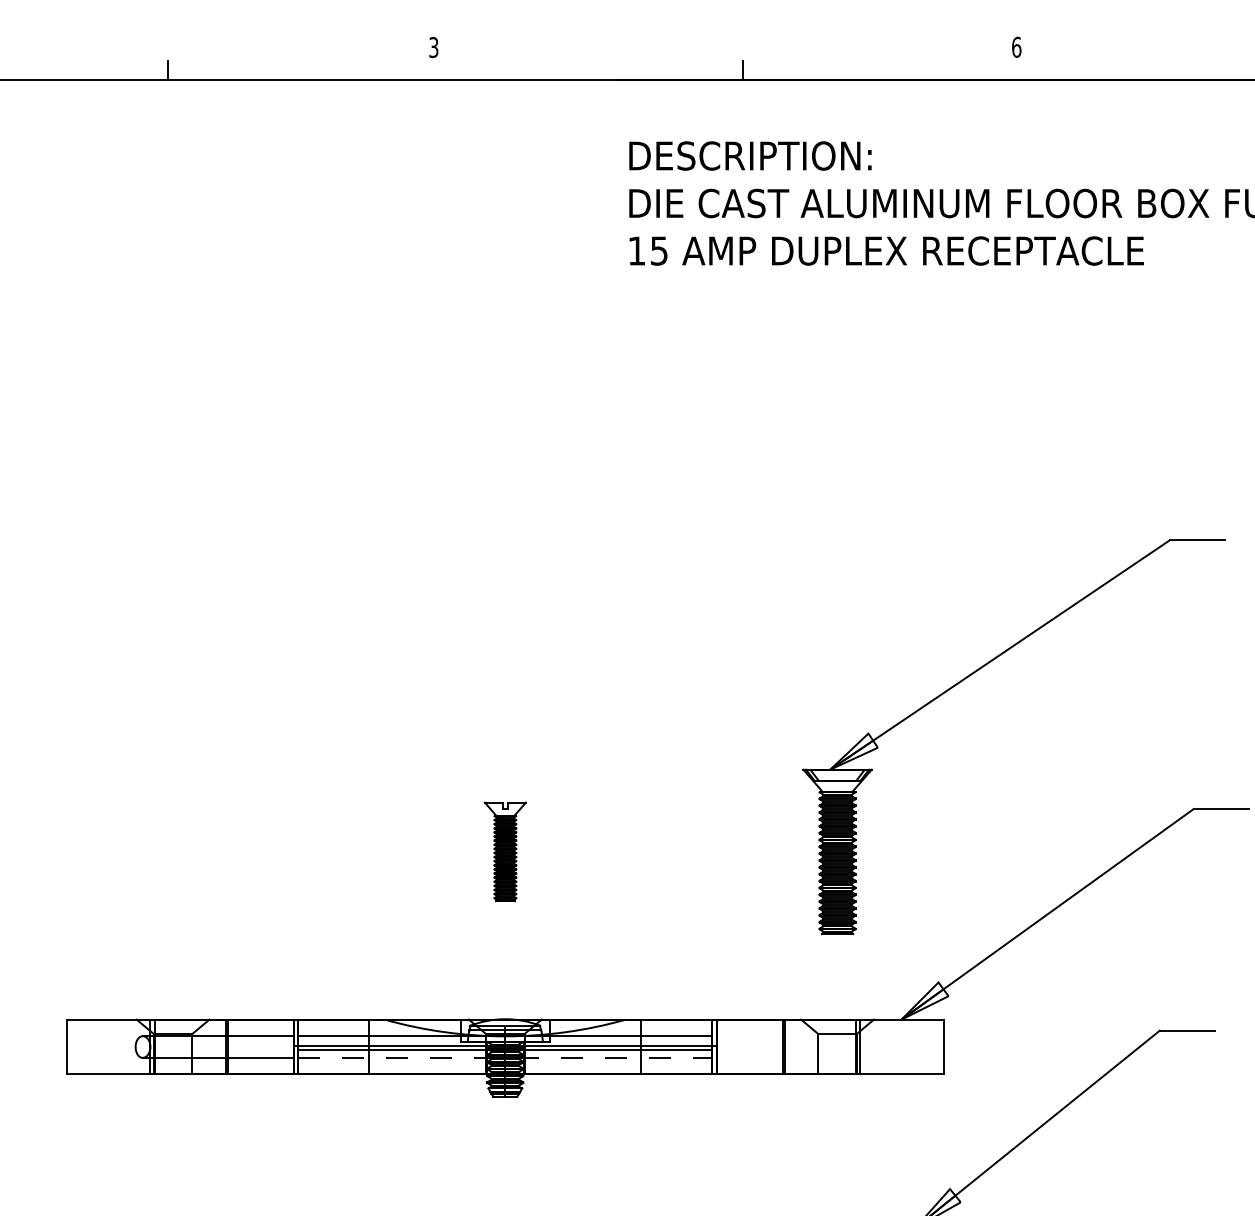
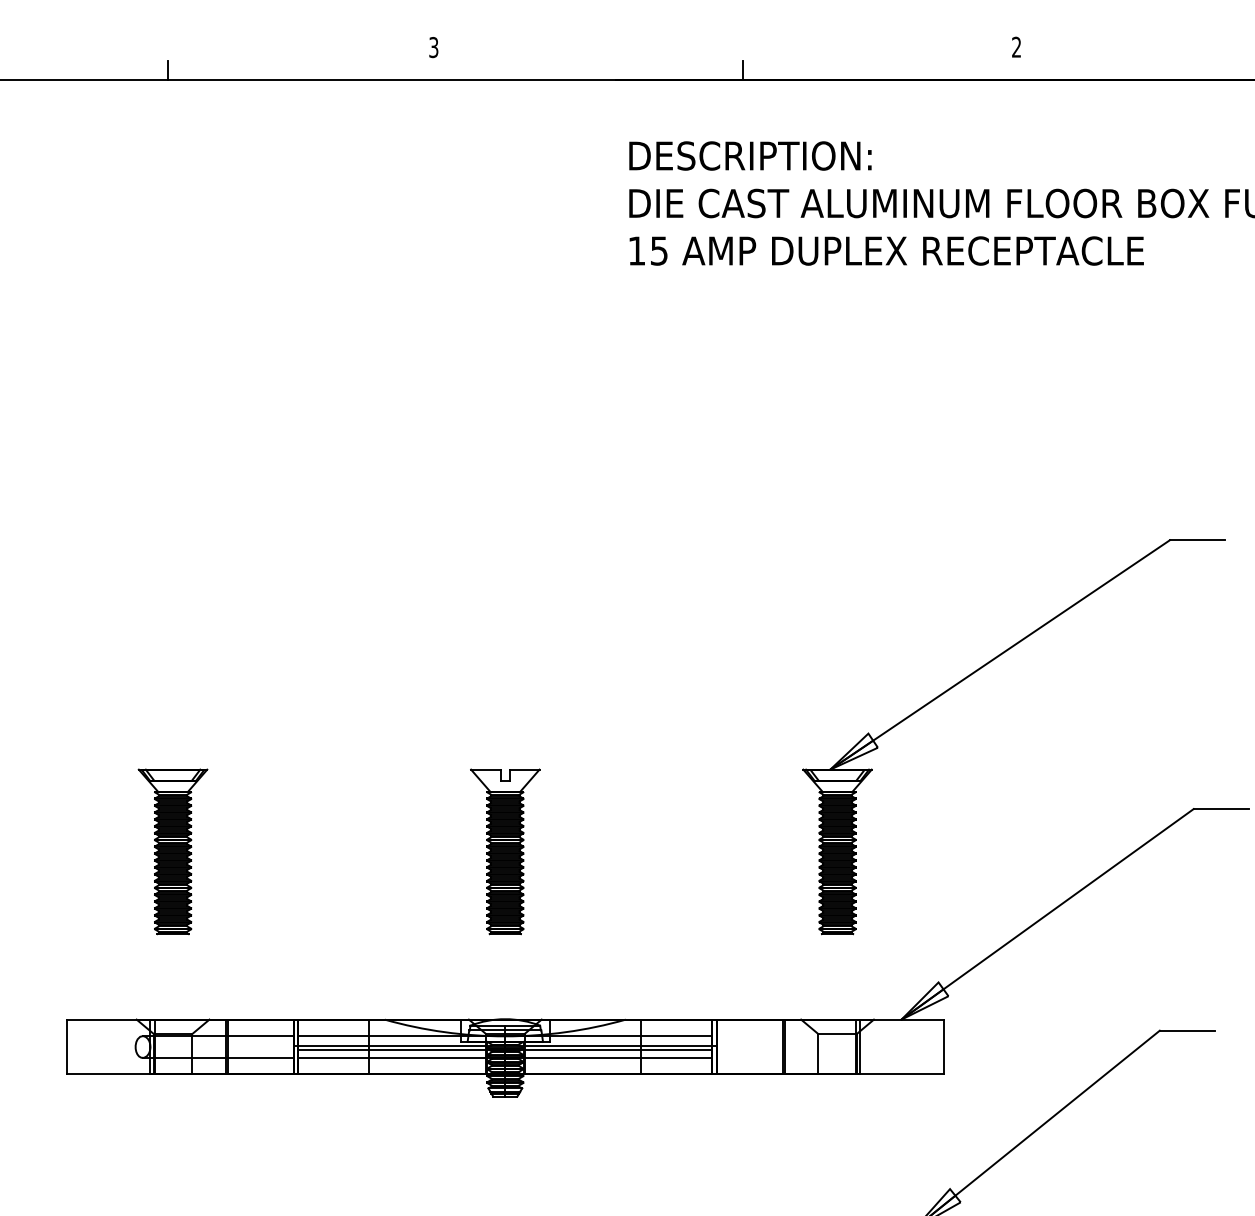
text: 6 -> 2 (1016, 46)
part: none -> present (172, 851)
part size: 44x102 px -> 71x168 px (505, 851)
line: dashed -> solid (505, 1057)
